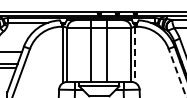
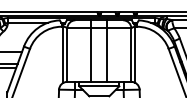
line: dashed -> solid (135, 55)
line: dashed -> solid (177, 72)
